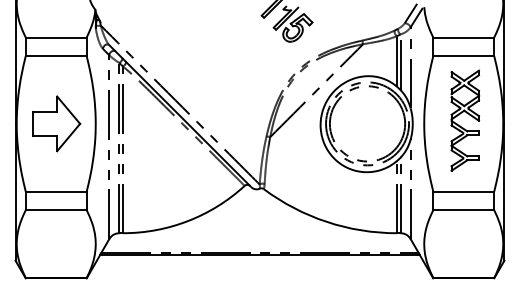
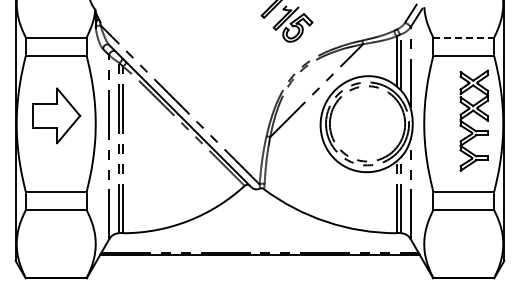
line: solid -> dashed (464, 37)
part position: (467, 114) -> (476, 114) (476, 114)
part position: (56, 123) -> (56, 115) (56, 115)
